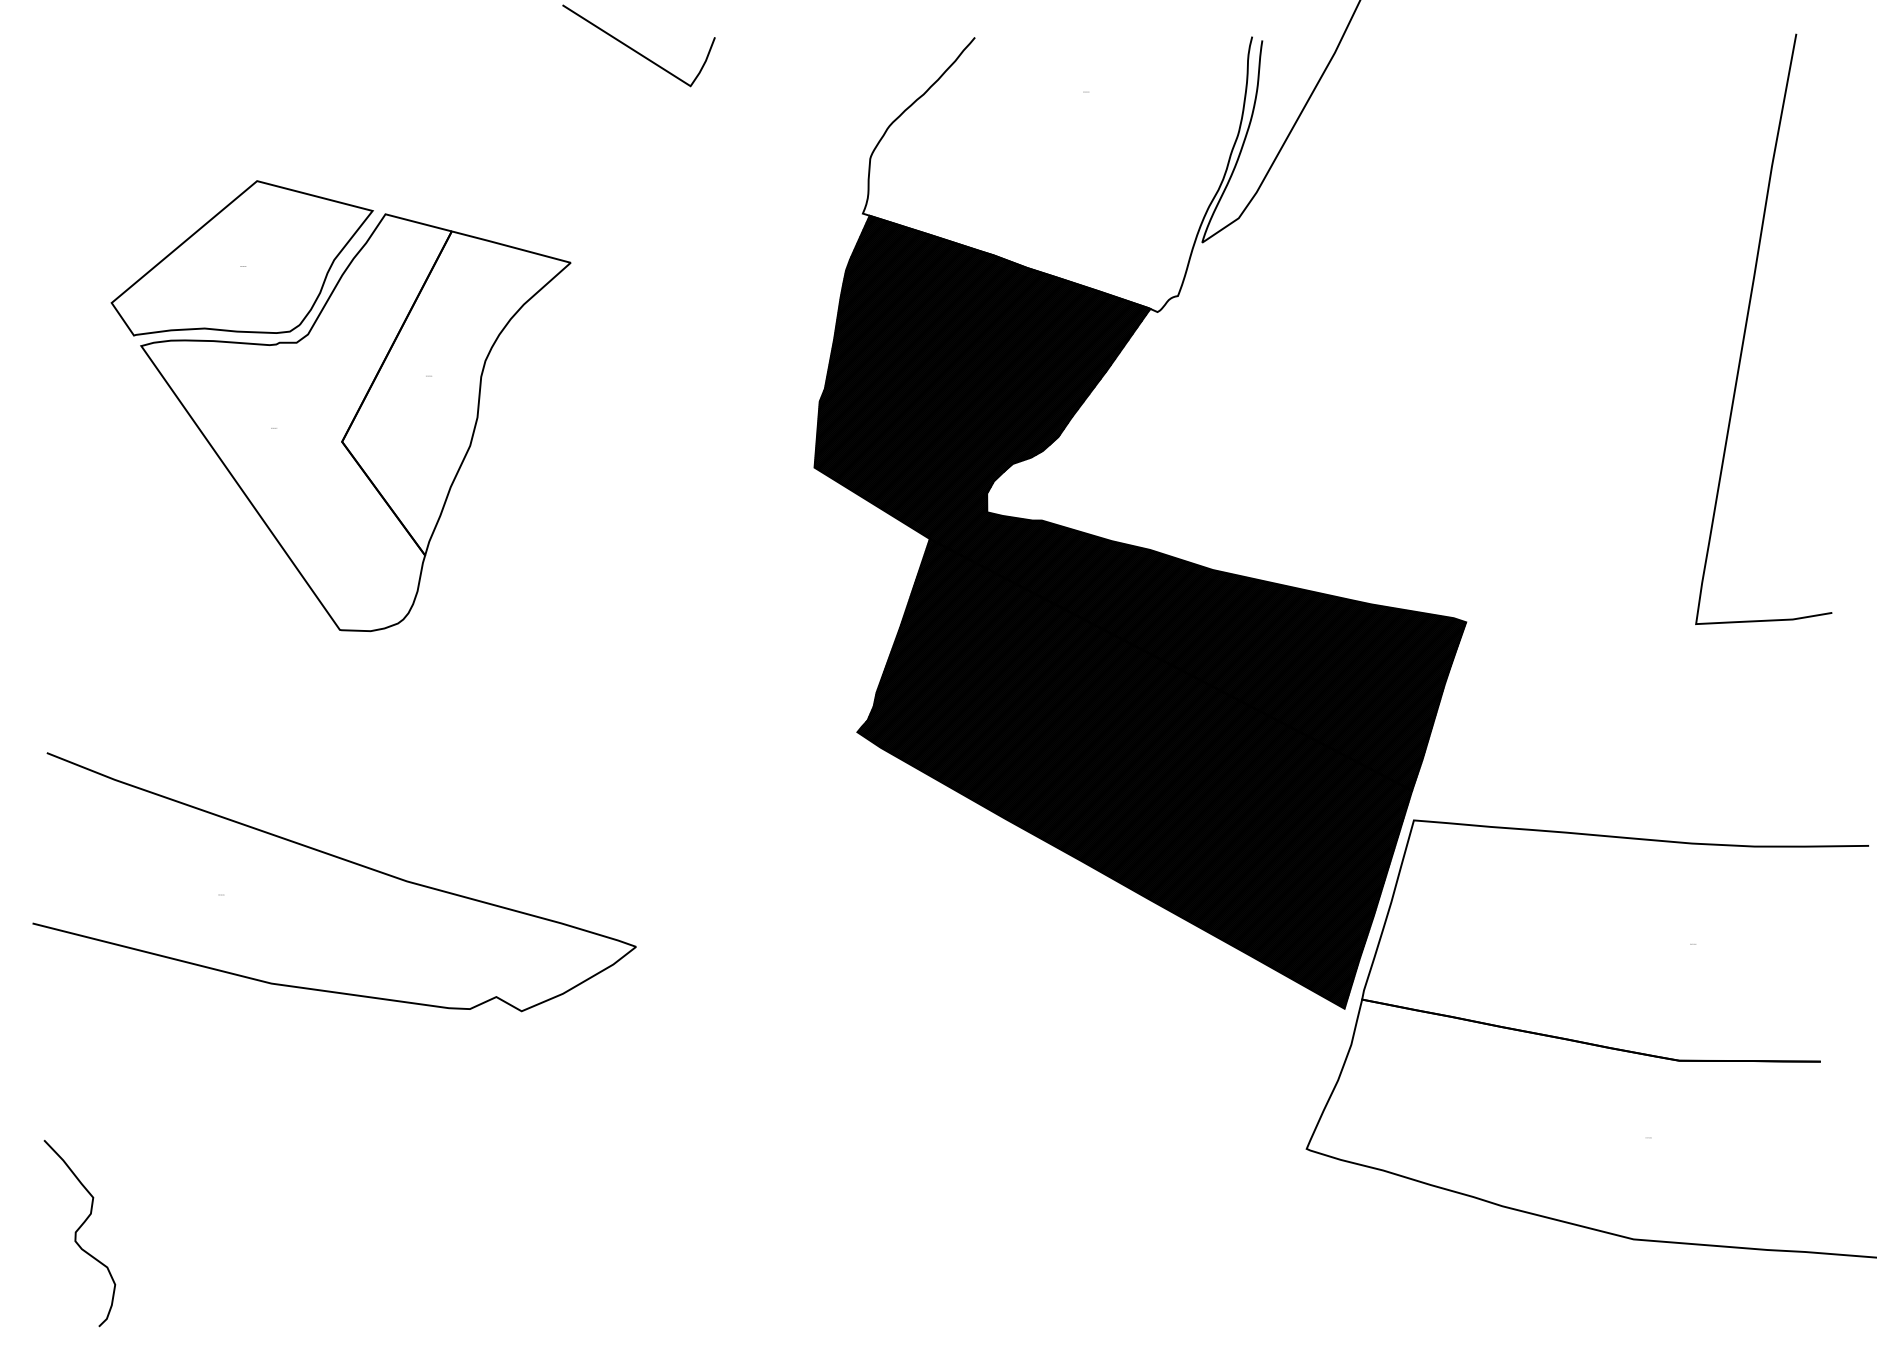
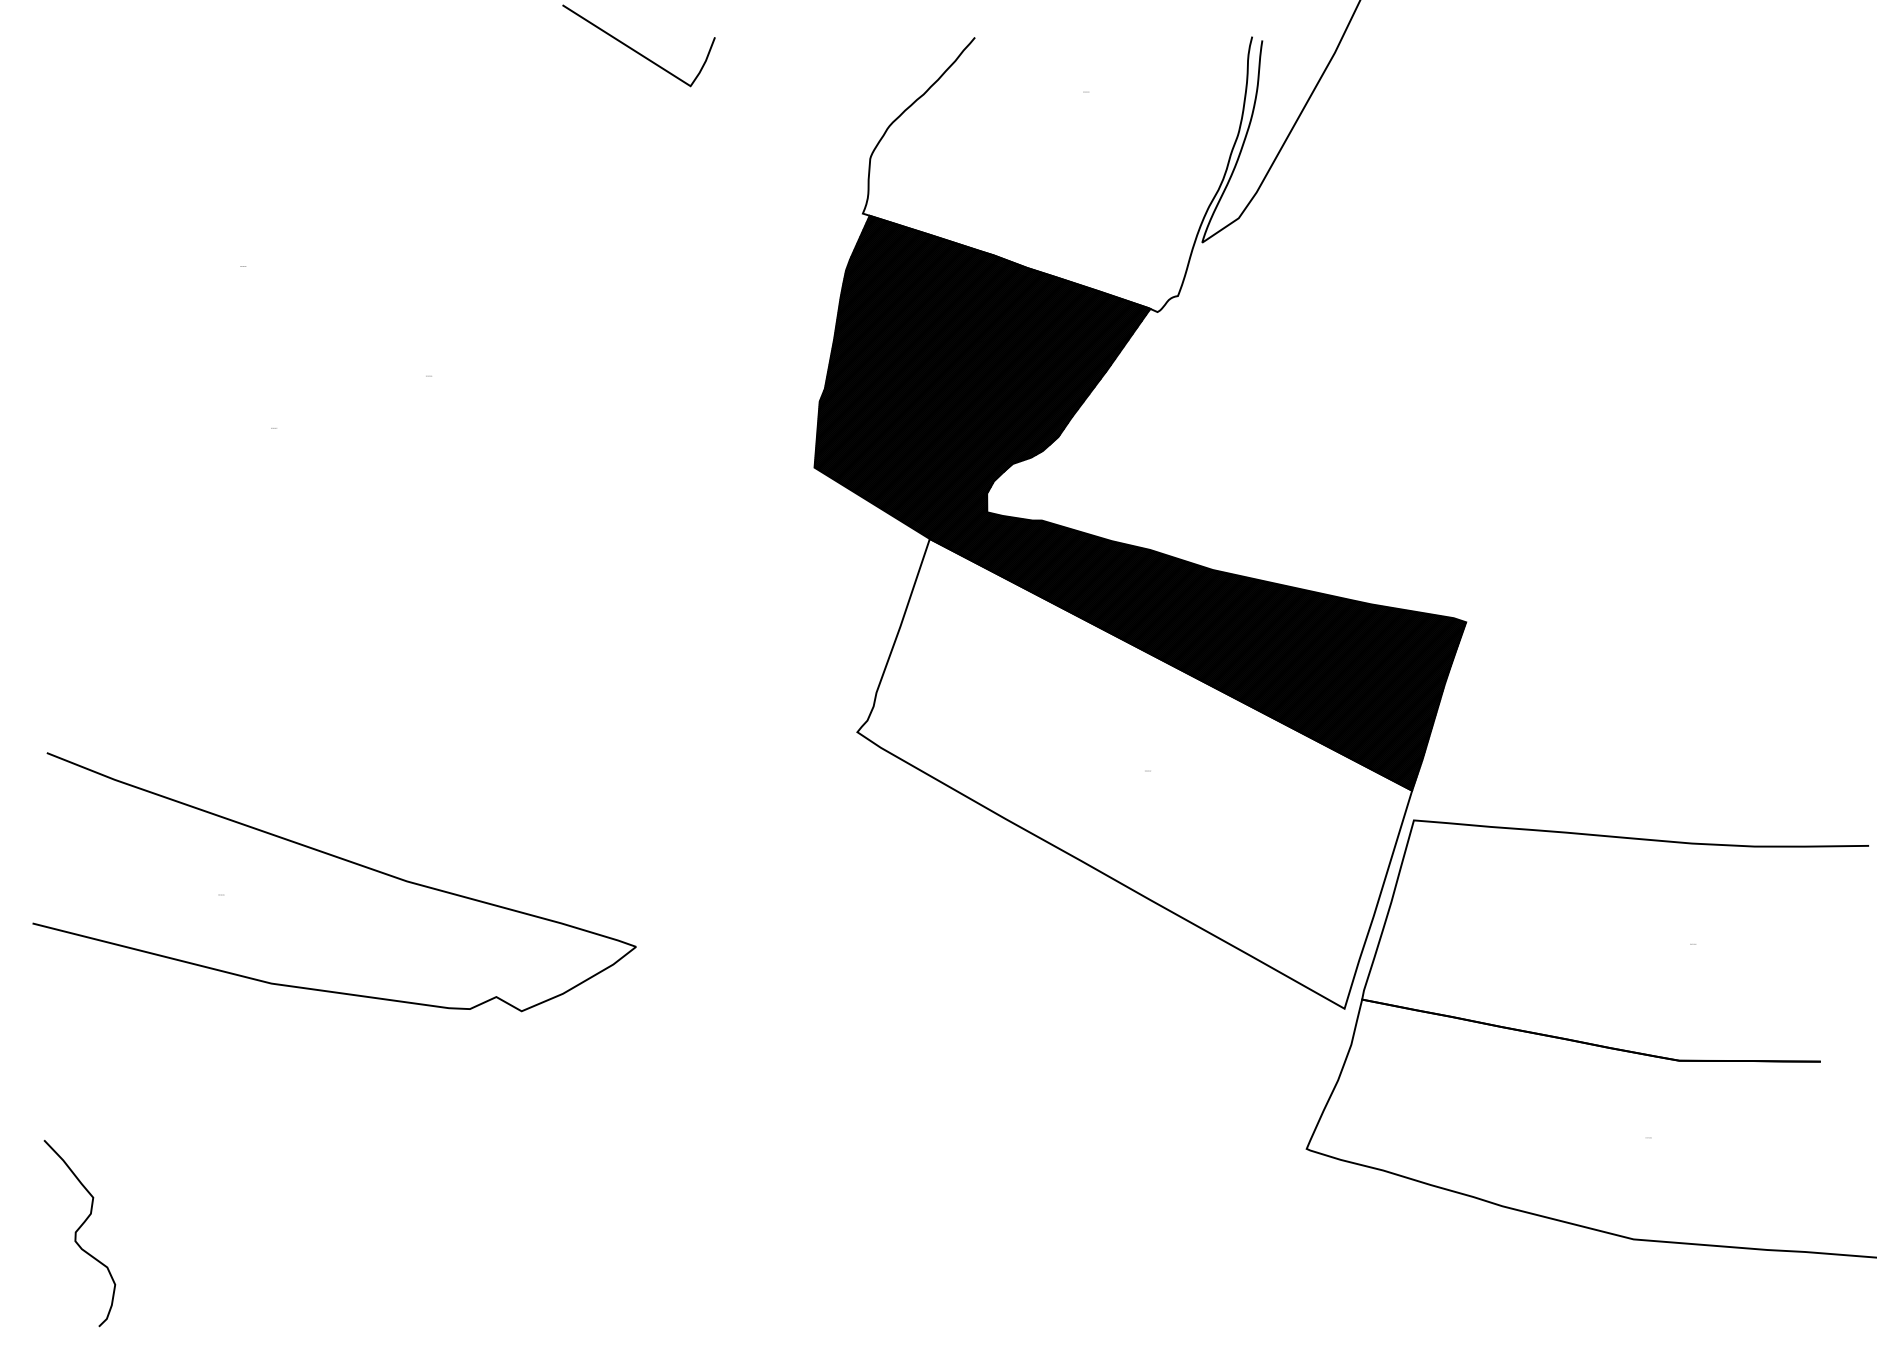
curve: present -> none (1747, 323)
part: present -> none (340, 406)
hatch: present -> none (1134, 773)
